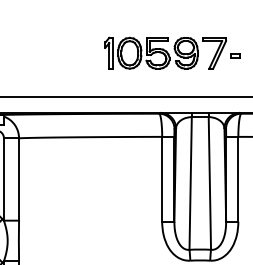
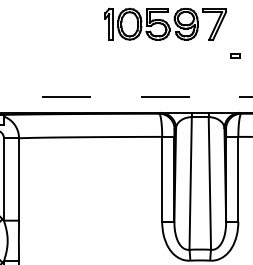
part position: (165, 52) -> (165, 23) (165, 23)
line: solid -> dashed (125, 97)
